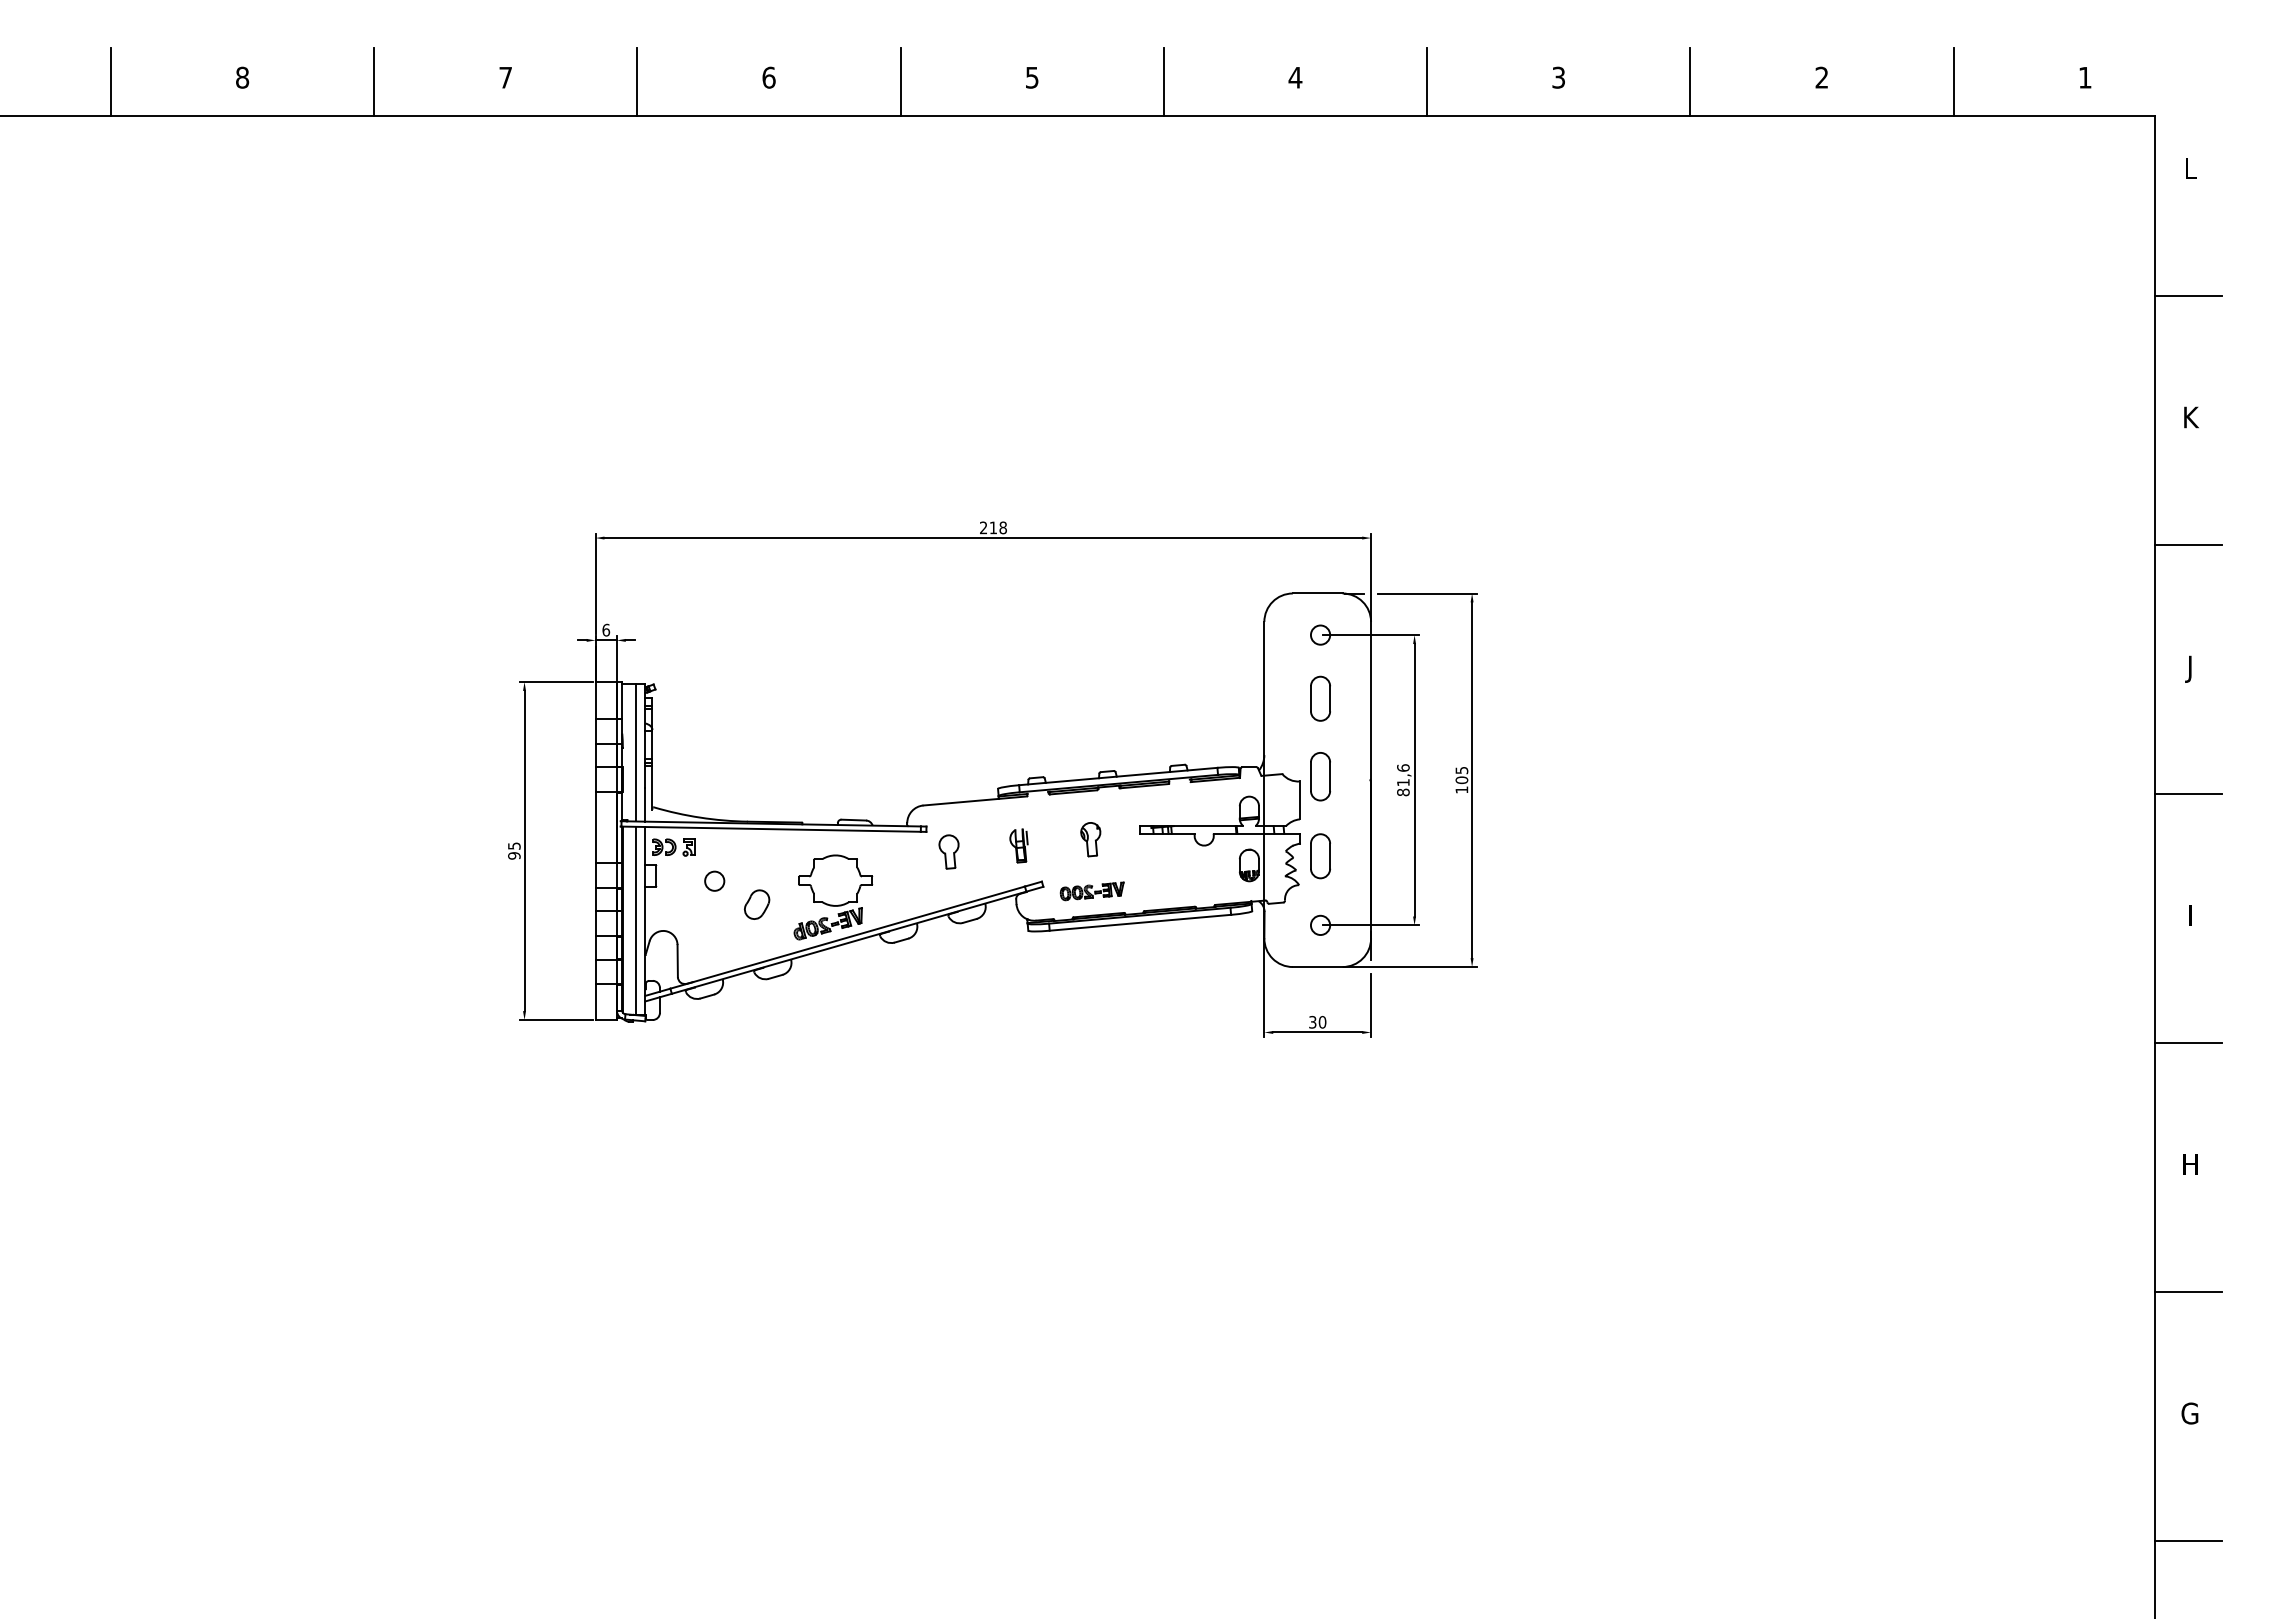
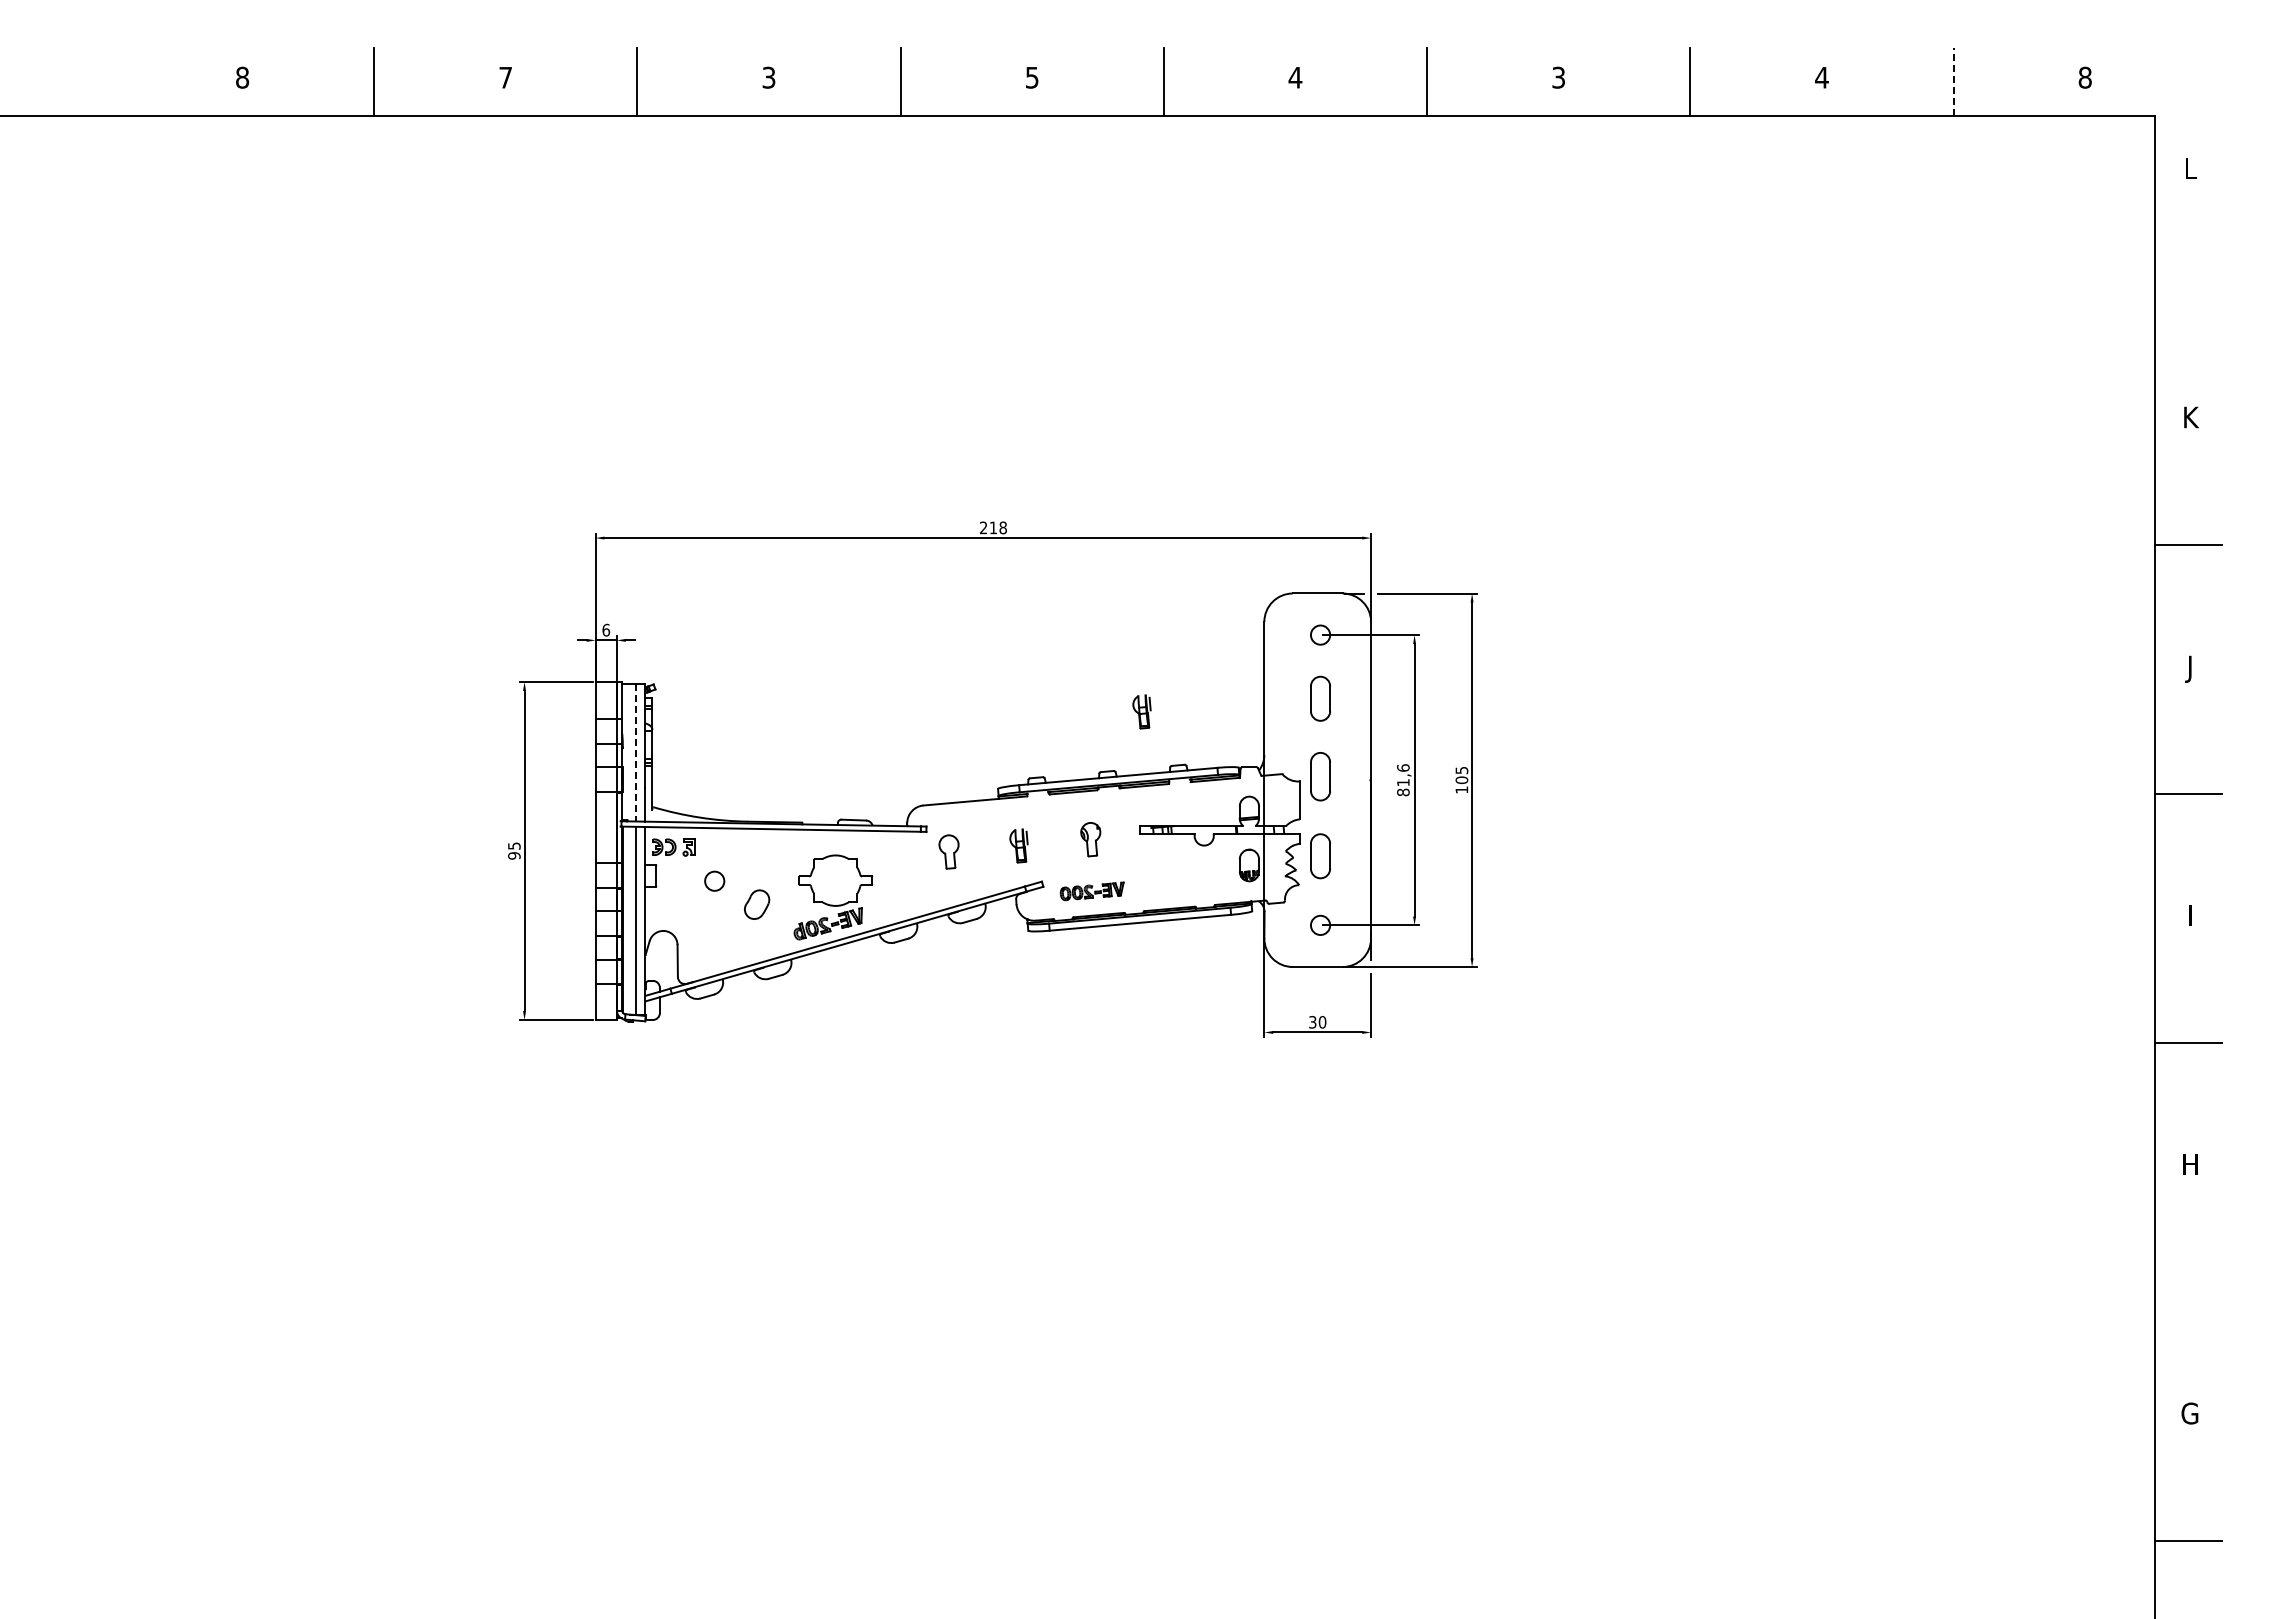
text: 6 -> 3 (768, 77)
text: 2 -> 4 (1821, 77)
text: 1 -> 8 (2084, 77)
line: present -> none (110, 82)
line: solid -> dashed (1953, 82)
line: present -> none (2188, 295)
part: none -> present (1141, 711)
line: solid -> dashed (635, 752)
line: present -> none (2188, 1291)
